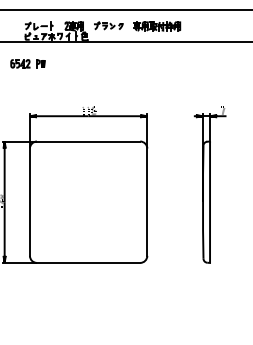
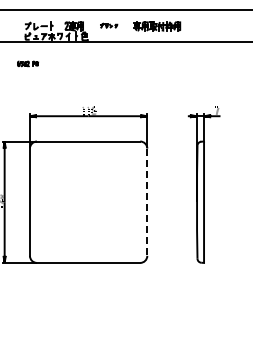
part size: 30x10 px -> 19x7 px (109, 25)
part size: 36x10 px -> 22x8 px (27, 63)
part position: (209, 184) -> (203, 184) (203, 184)
line: solid -> dashed (147, 202)
